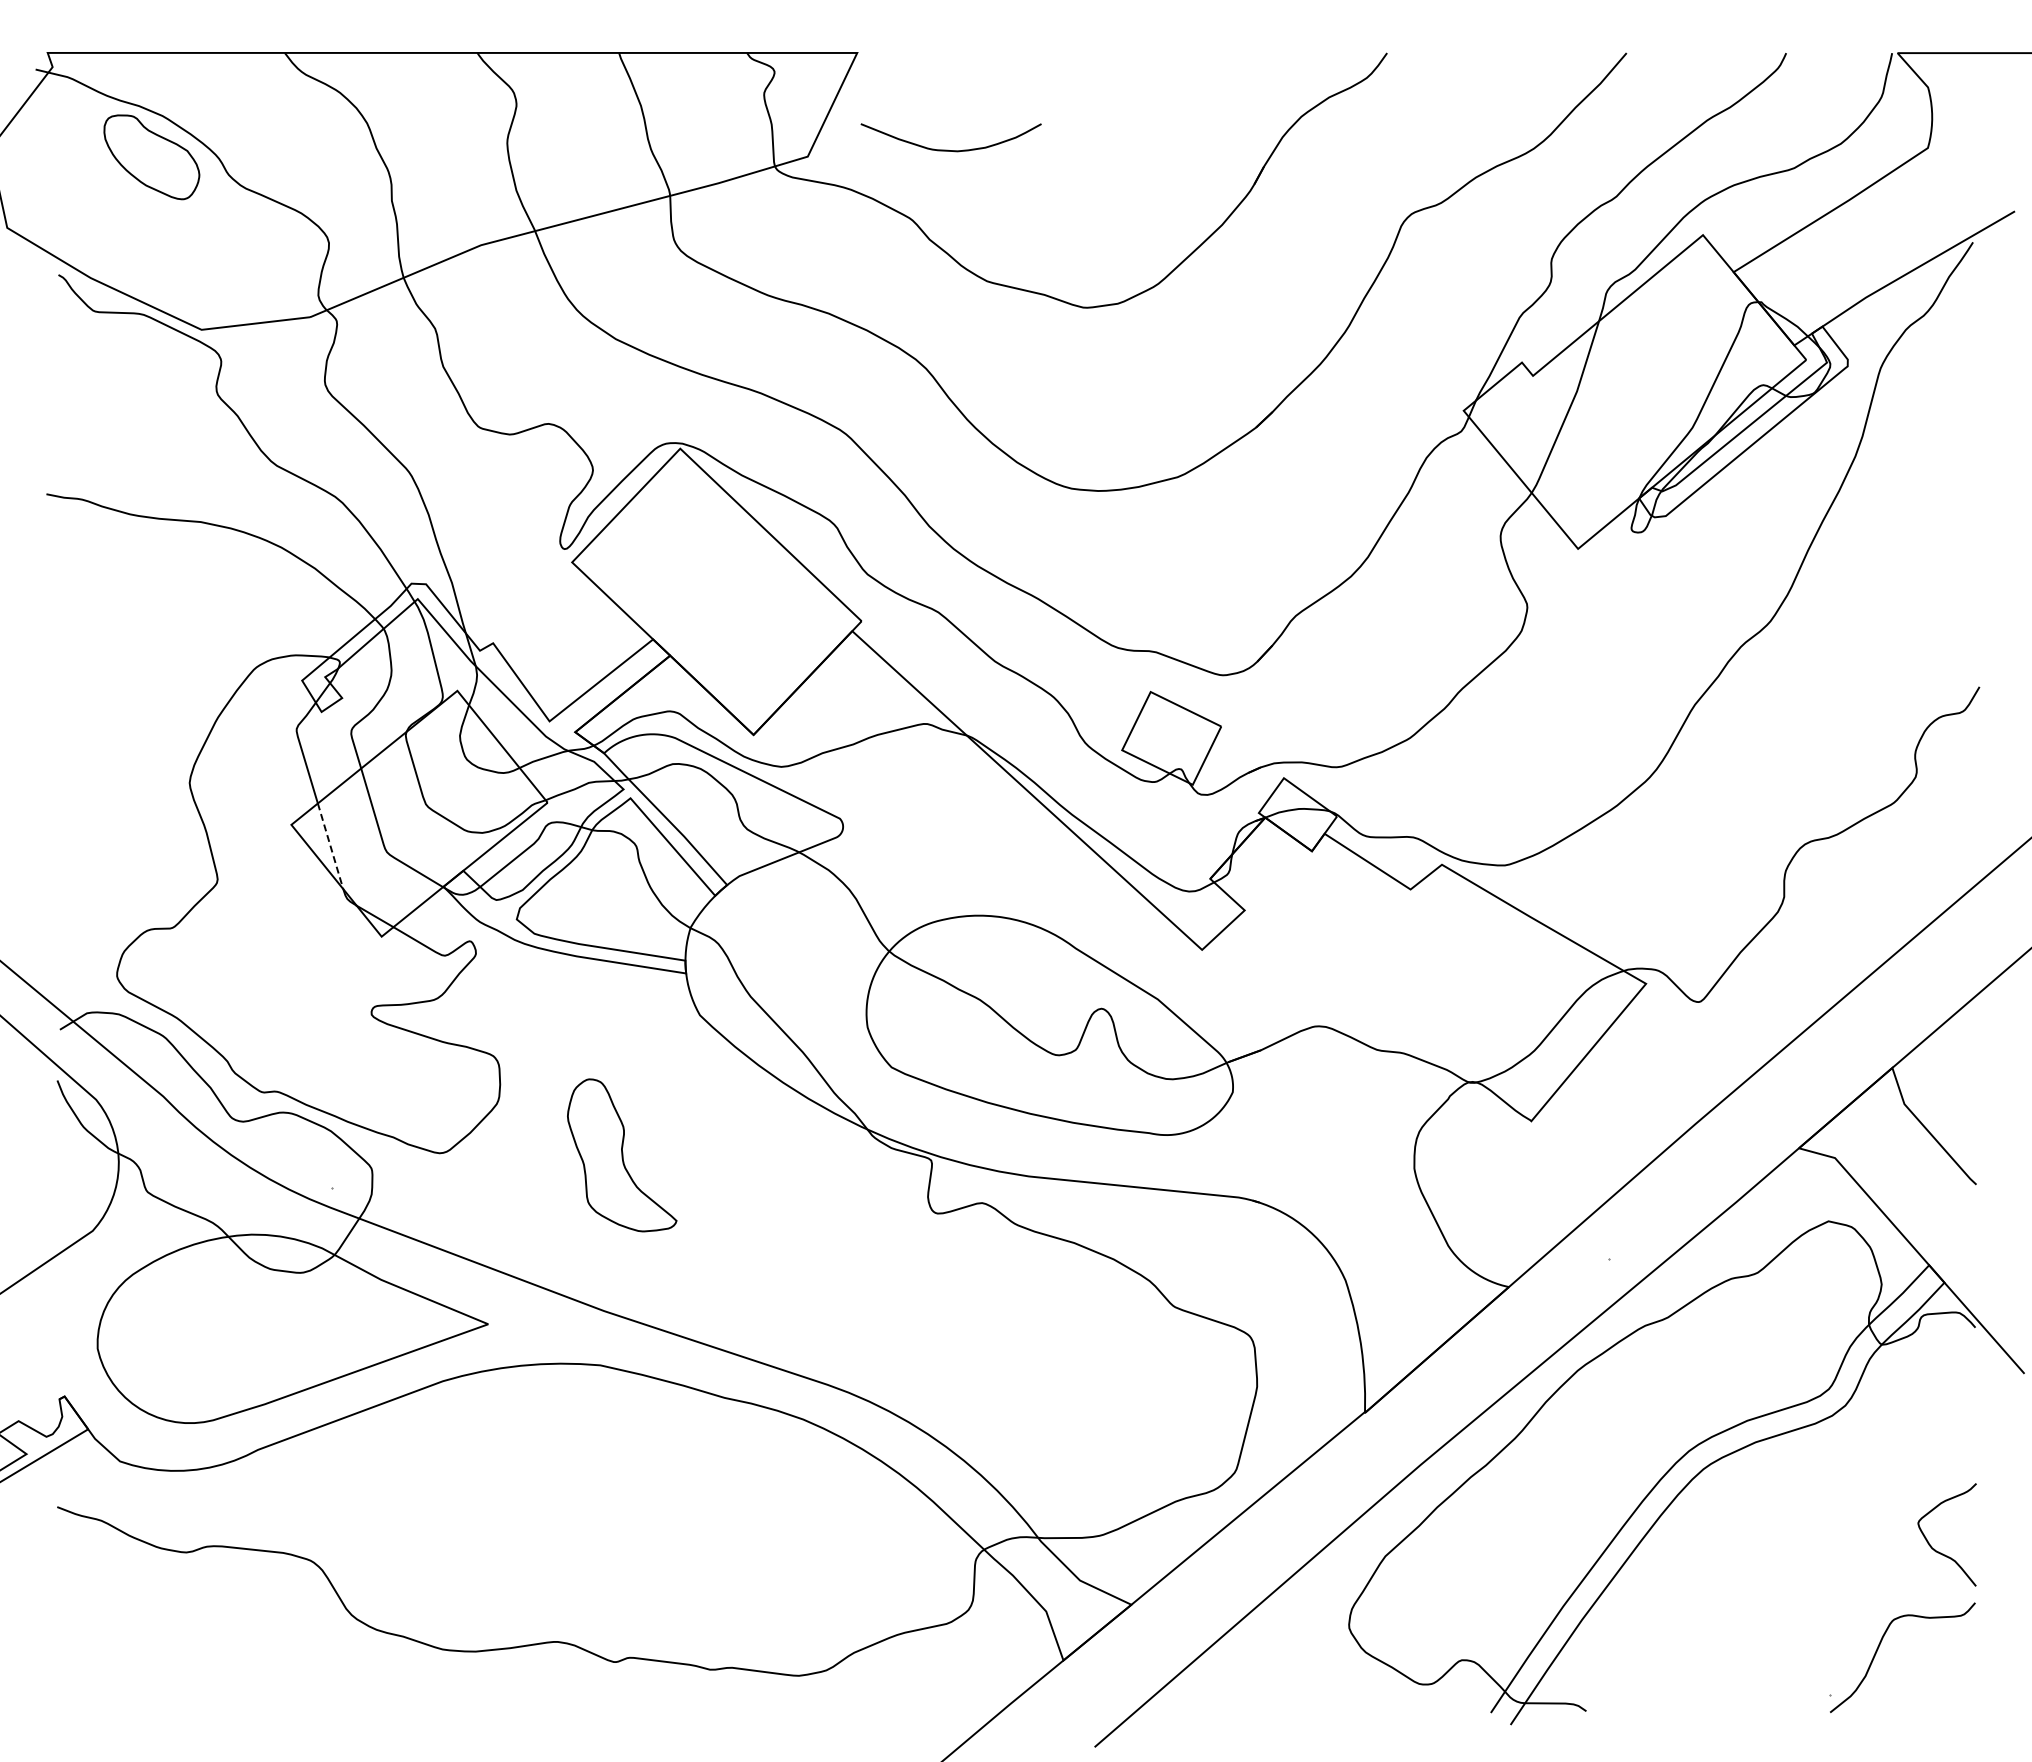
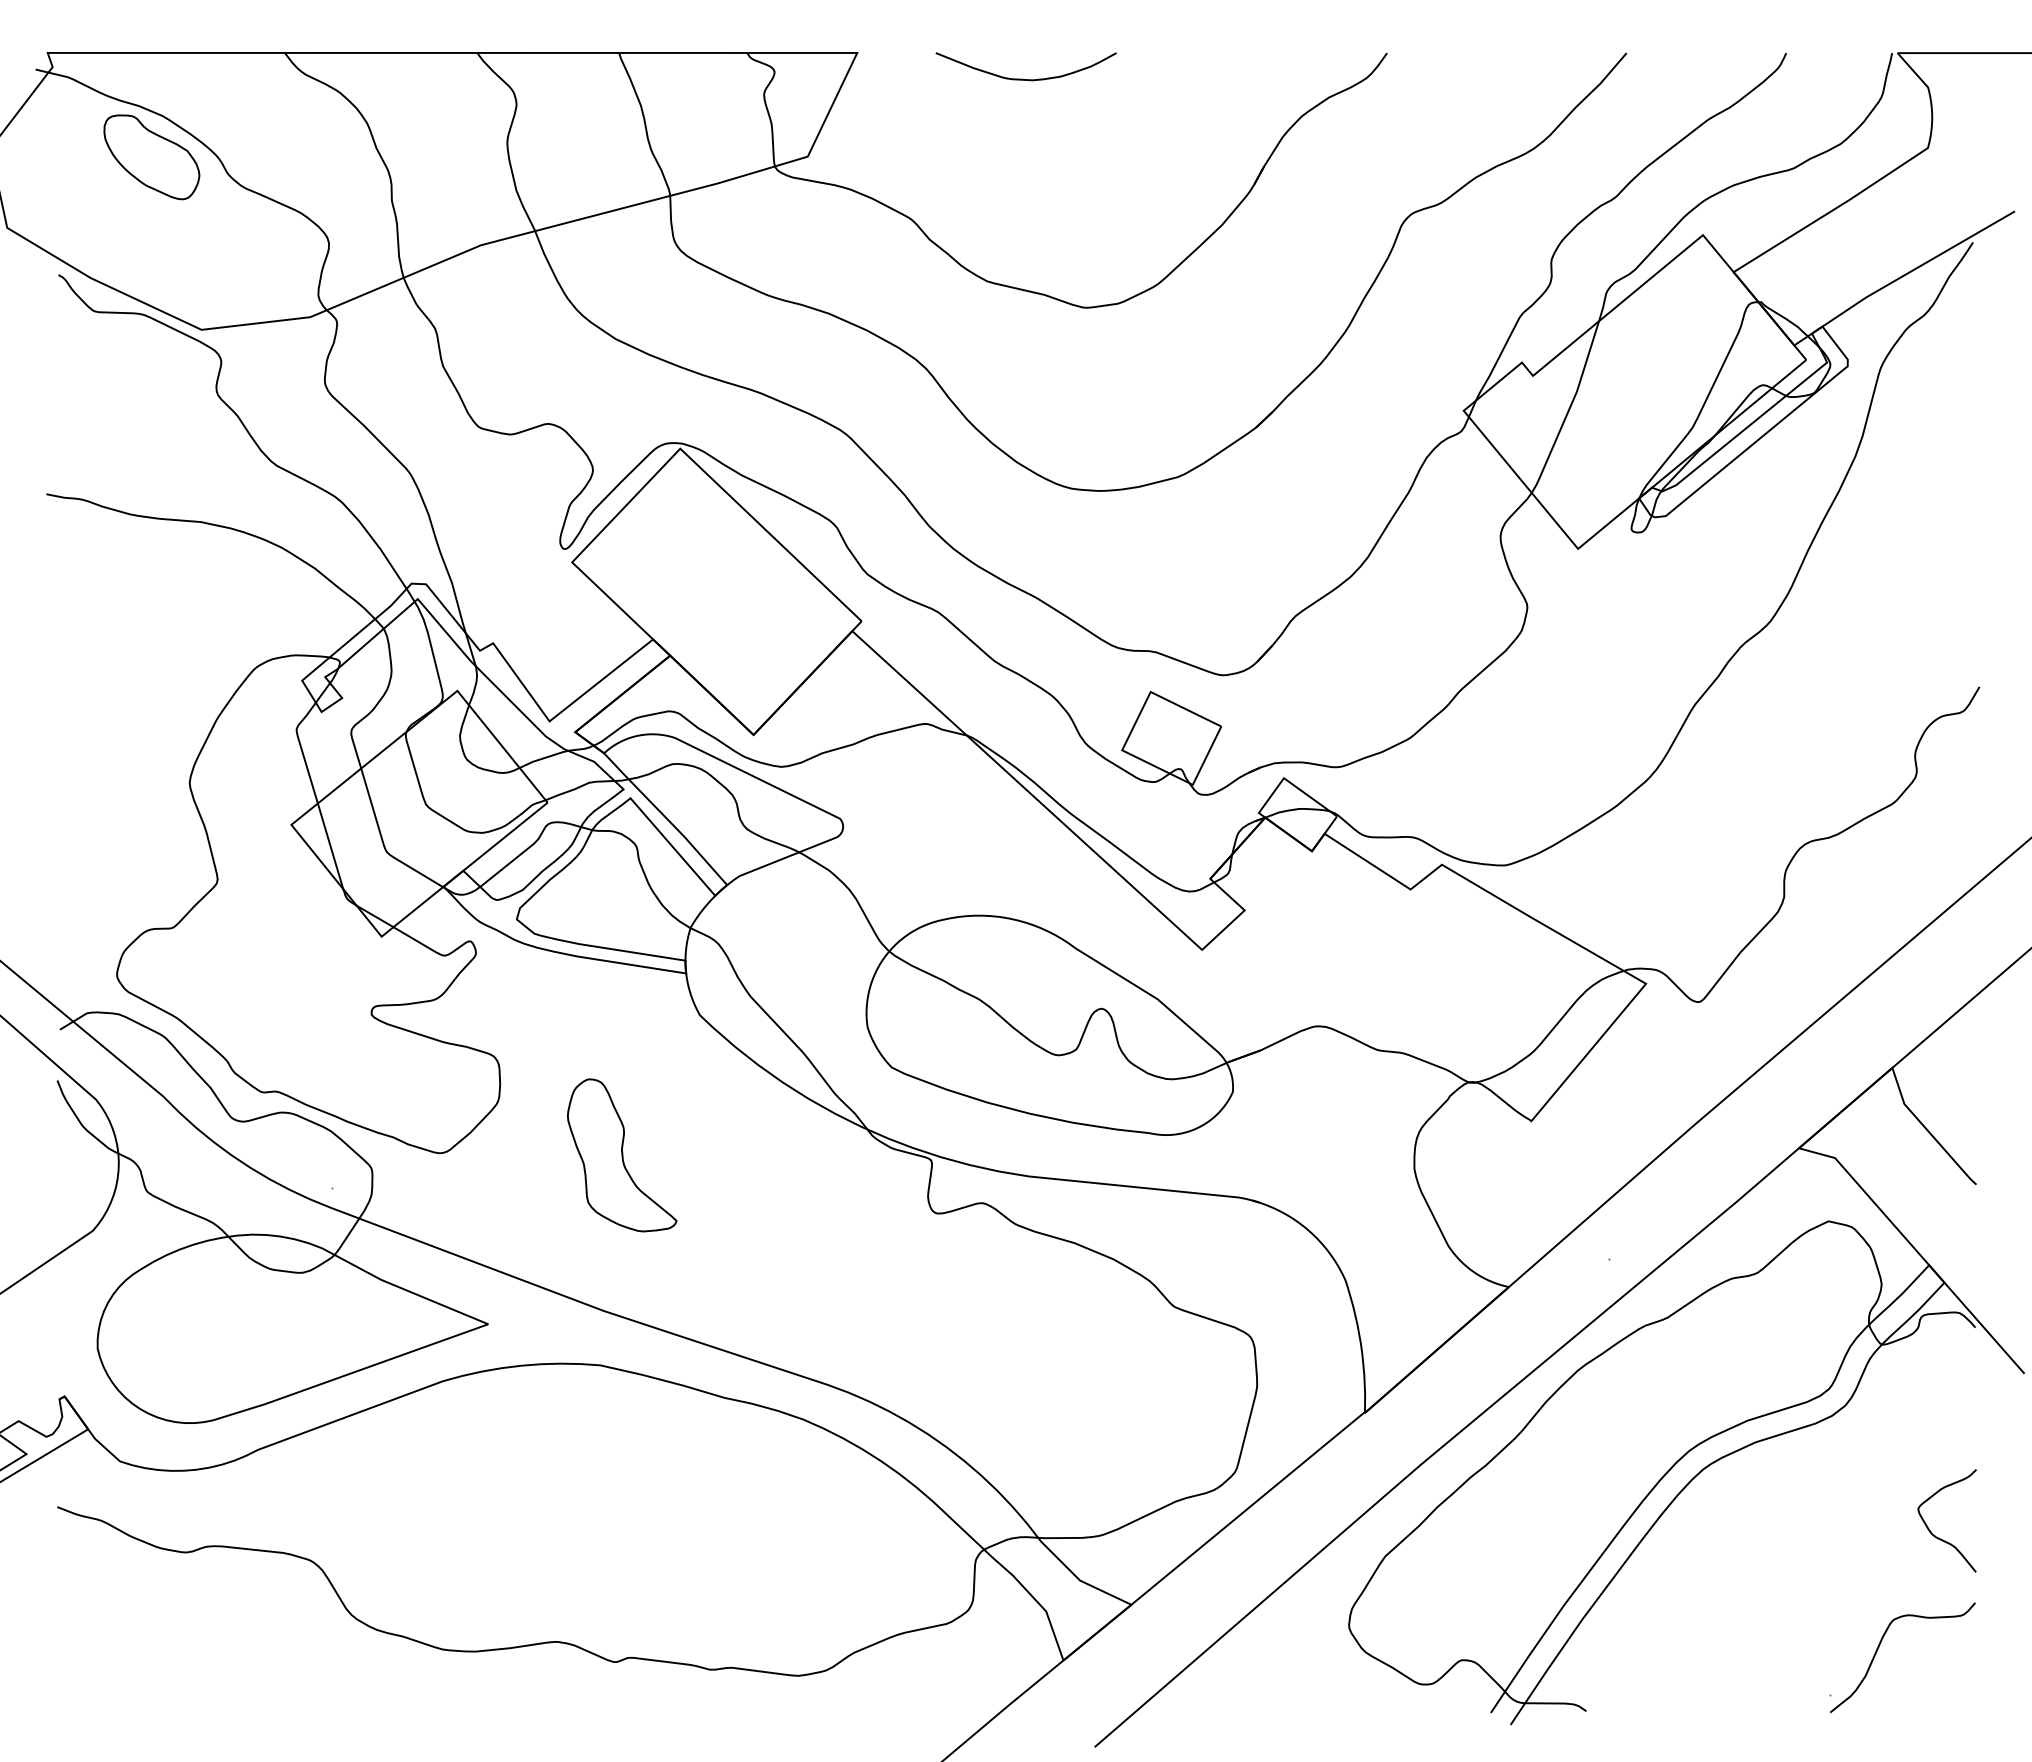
curve position: (947, 149) -> (1022, 78) (1022, 78)
line: dashed -> solid (330, 846)
curve position: (1934, 1548) -> (1934, 1534) (1934, 1534)
